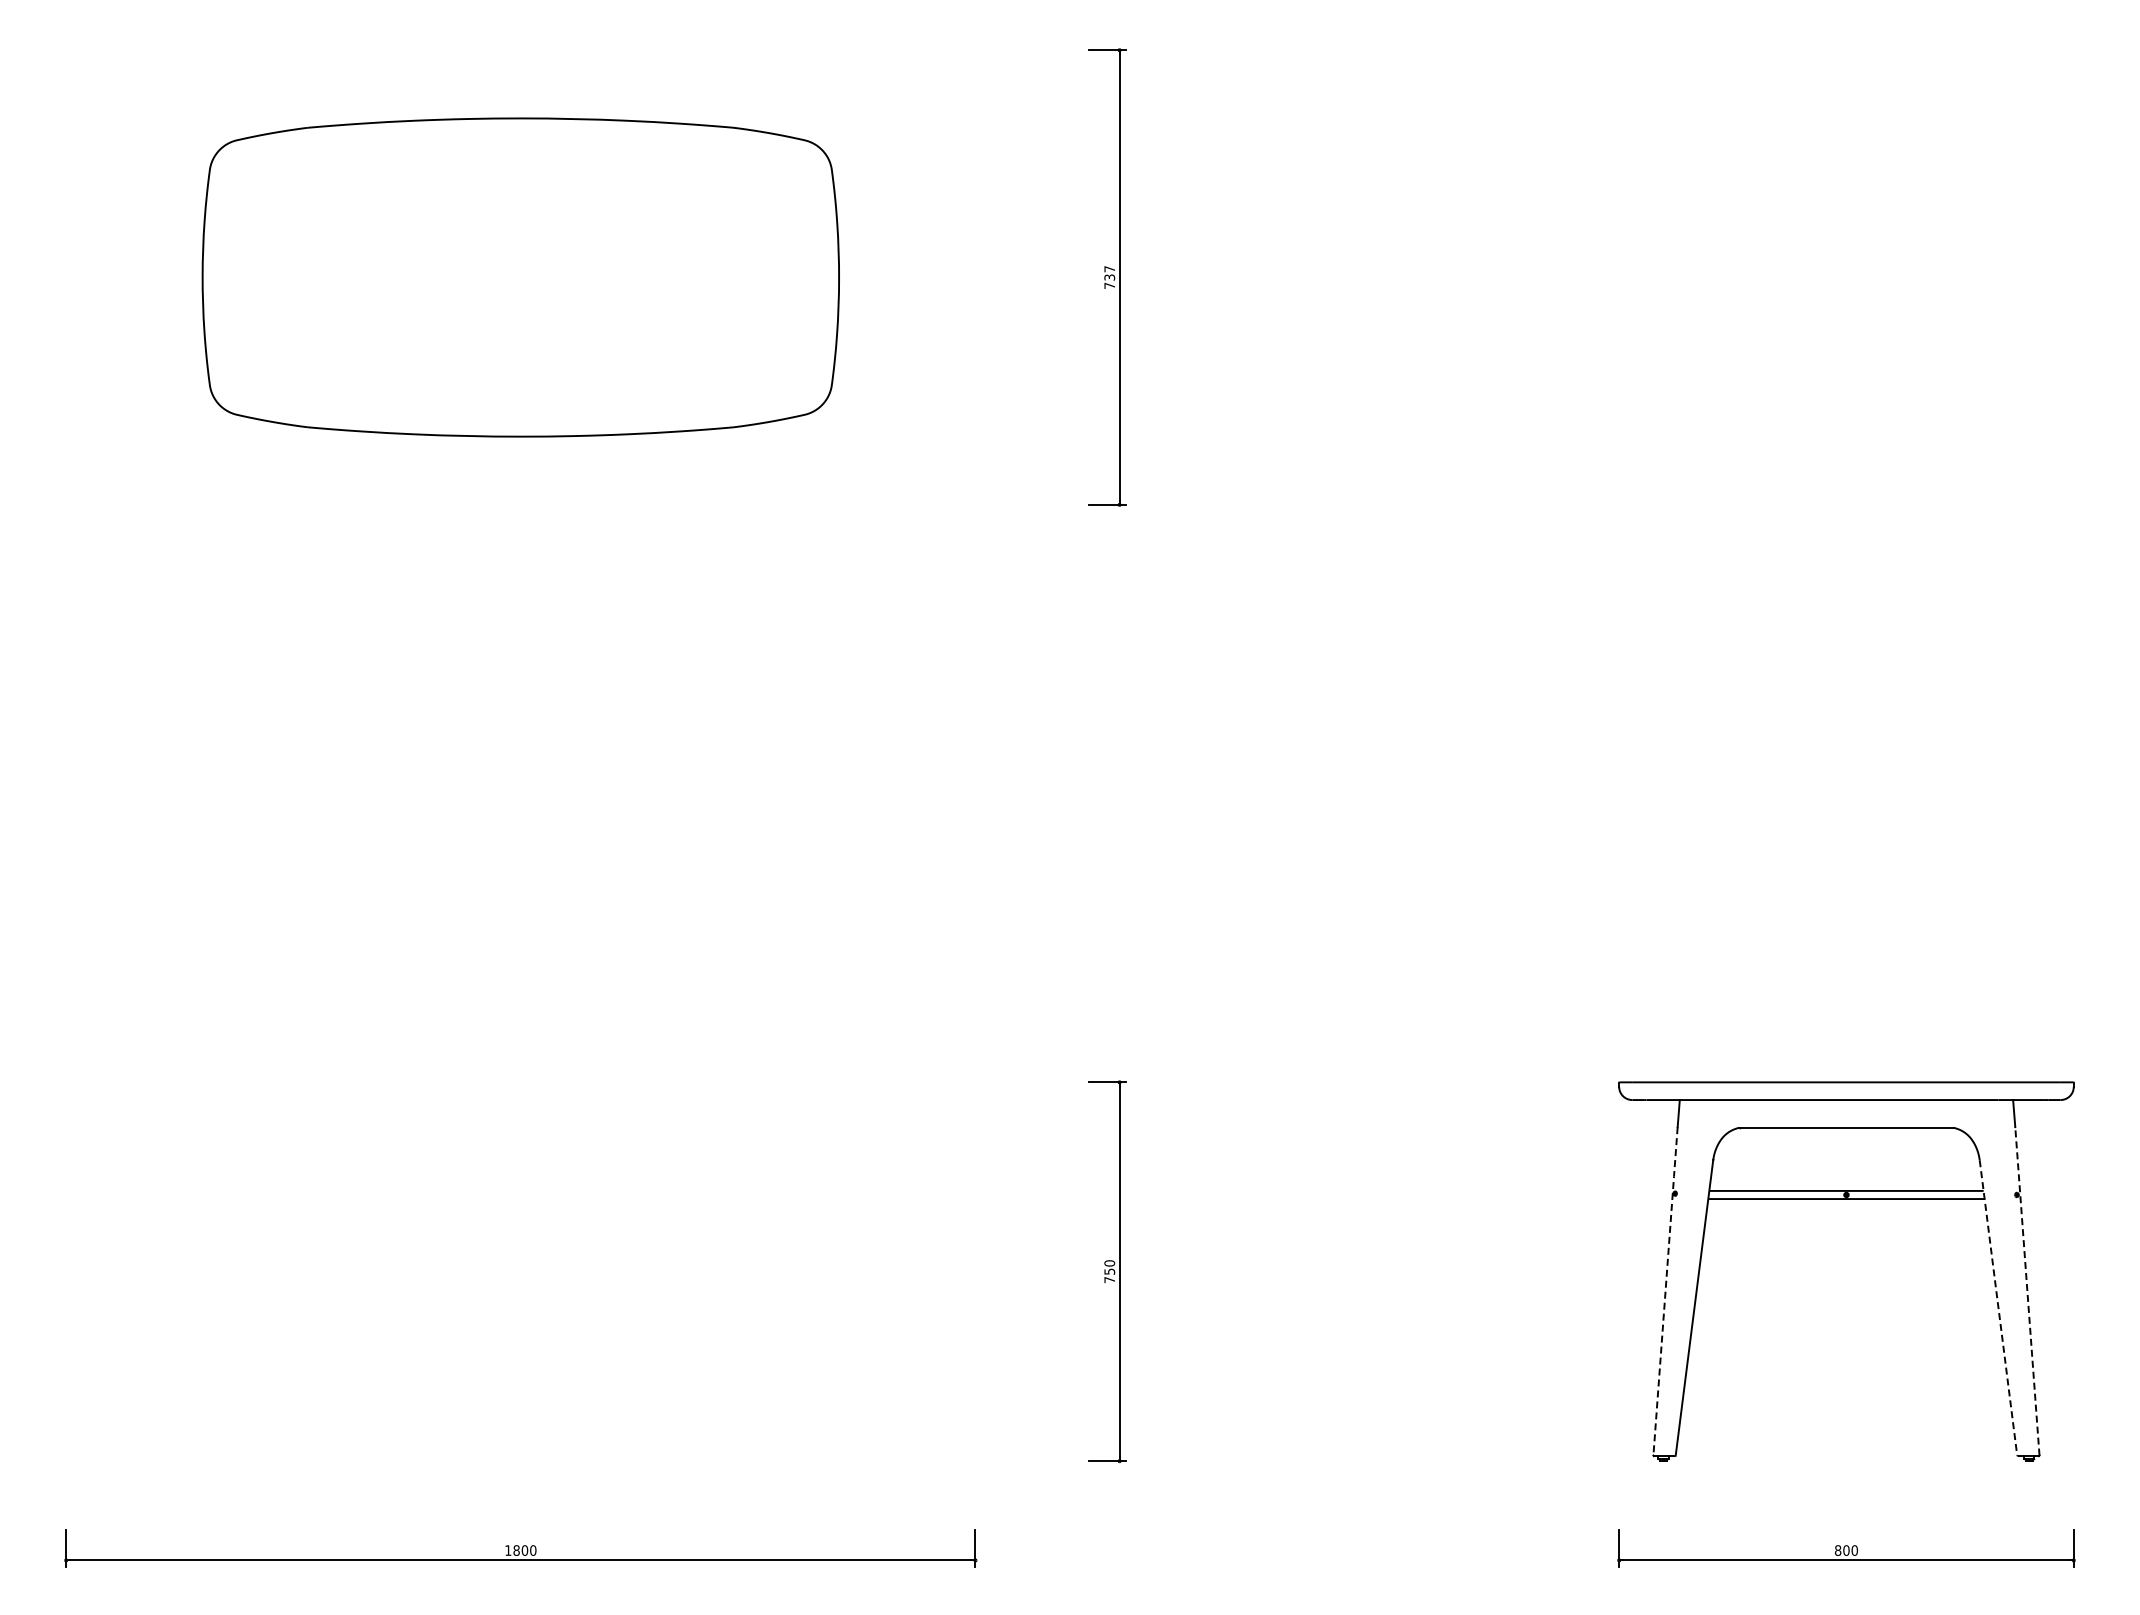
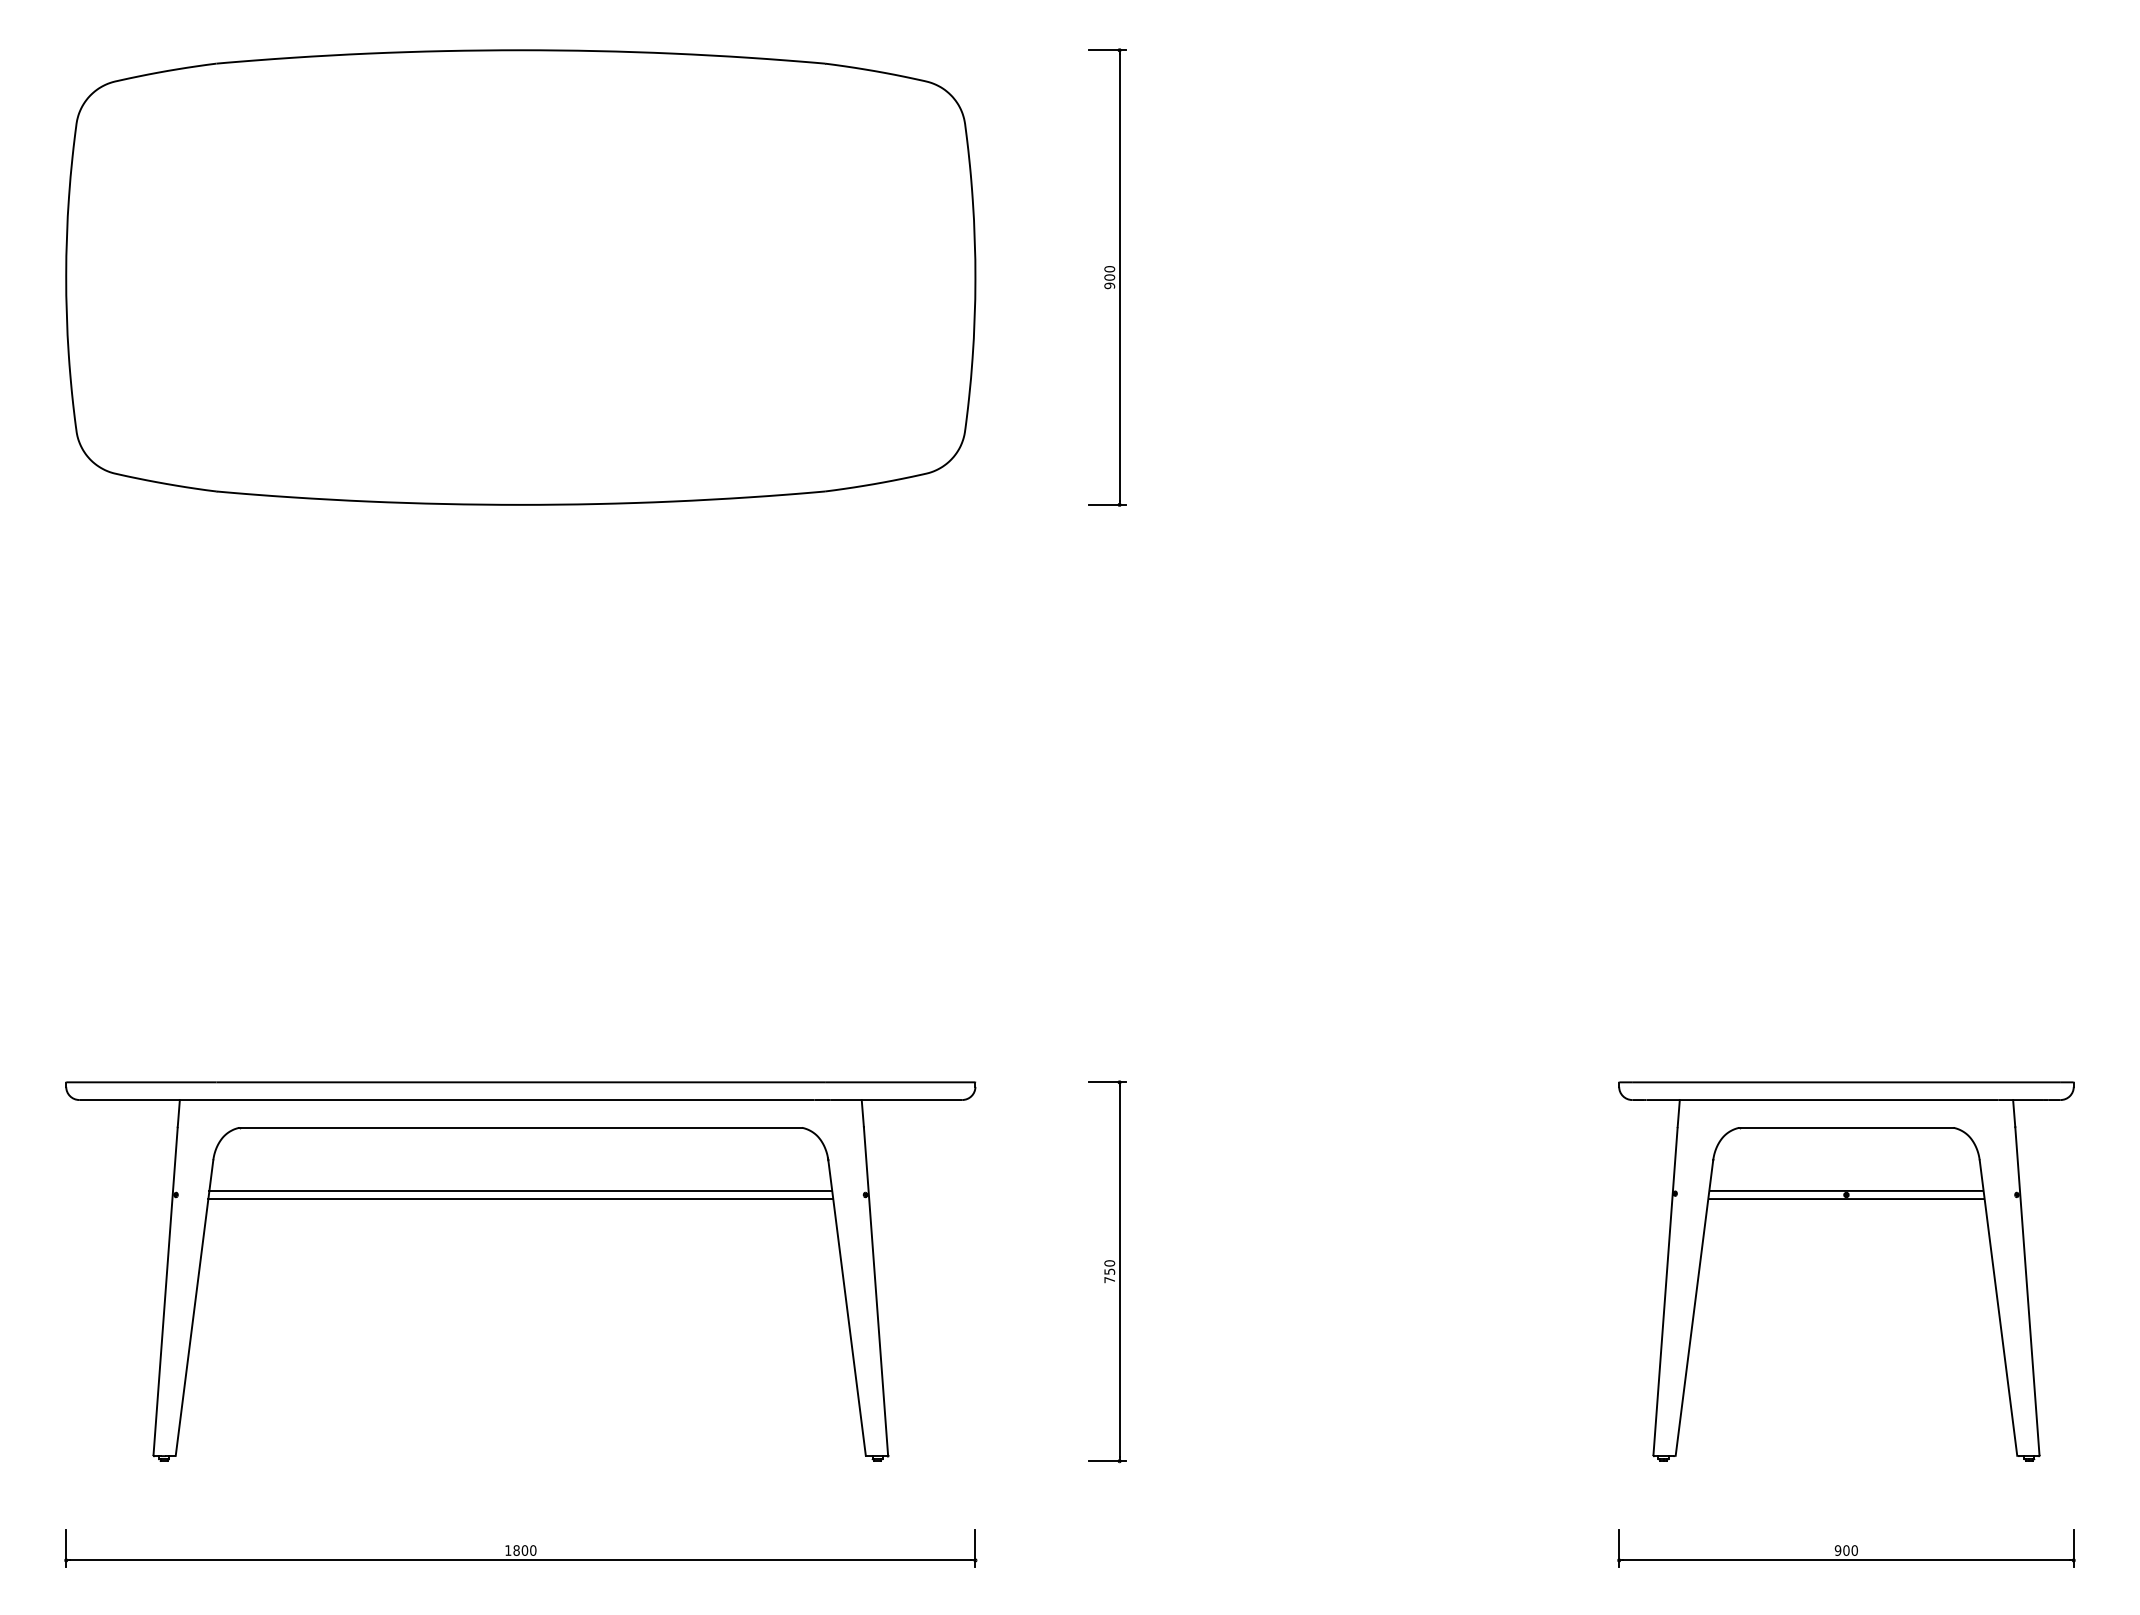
part size: 639x321 px -> 912x457 px (520, 277)
text: 737 -> 900 (1109, 277)
part: none -> present (520, 1199)
line: dashed -> solid (1665, 1291)
line: dashed -> solid (2027, 1291)
line: dashed -> solid (1998, 1307)
text: 800 -> 900 (1837, 1550)
